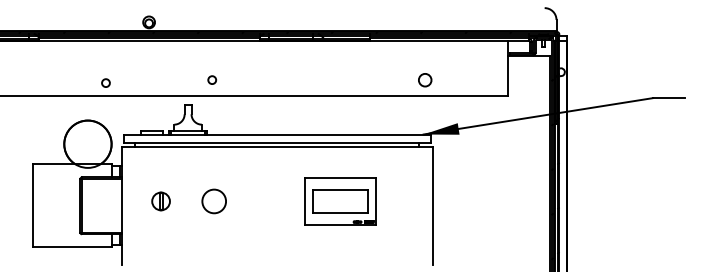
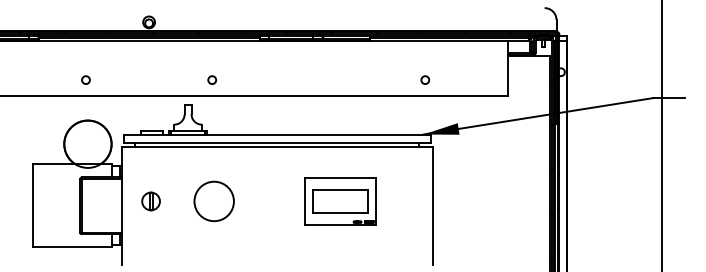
circle size: 15x15 px -> 11x10 px (425, 79)
circle position: (105, 82) -> (85, 79) (85, 79)
line: none -> present (662, 135)
part position: (160, 201) -> (150, 201) (150, 201)
circle diameter: 24 px -> 39 px (213, 201)
